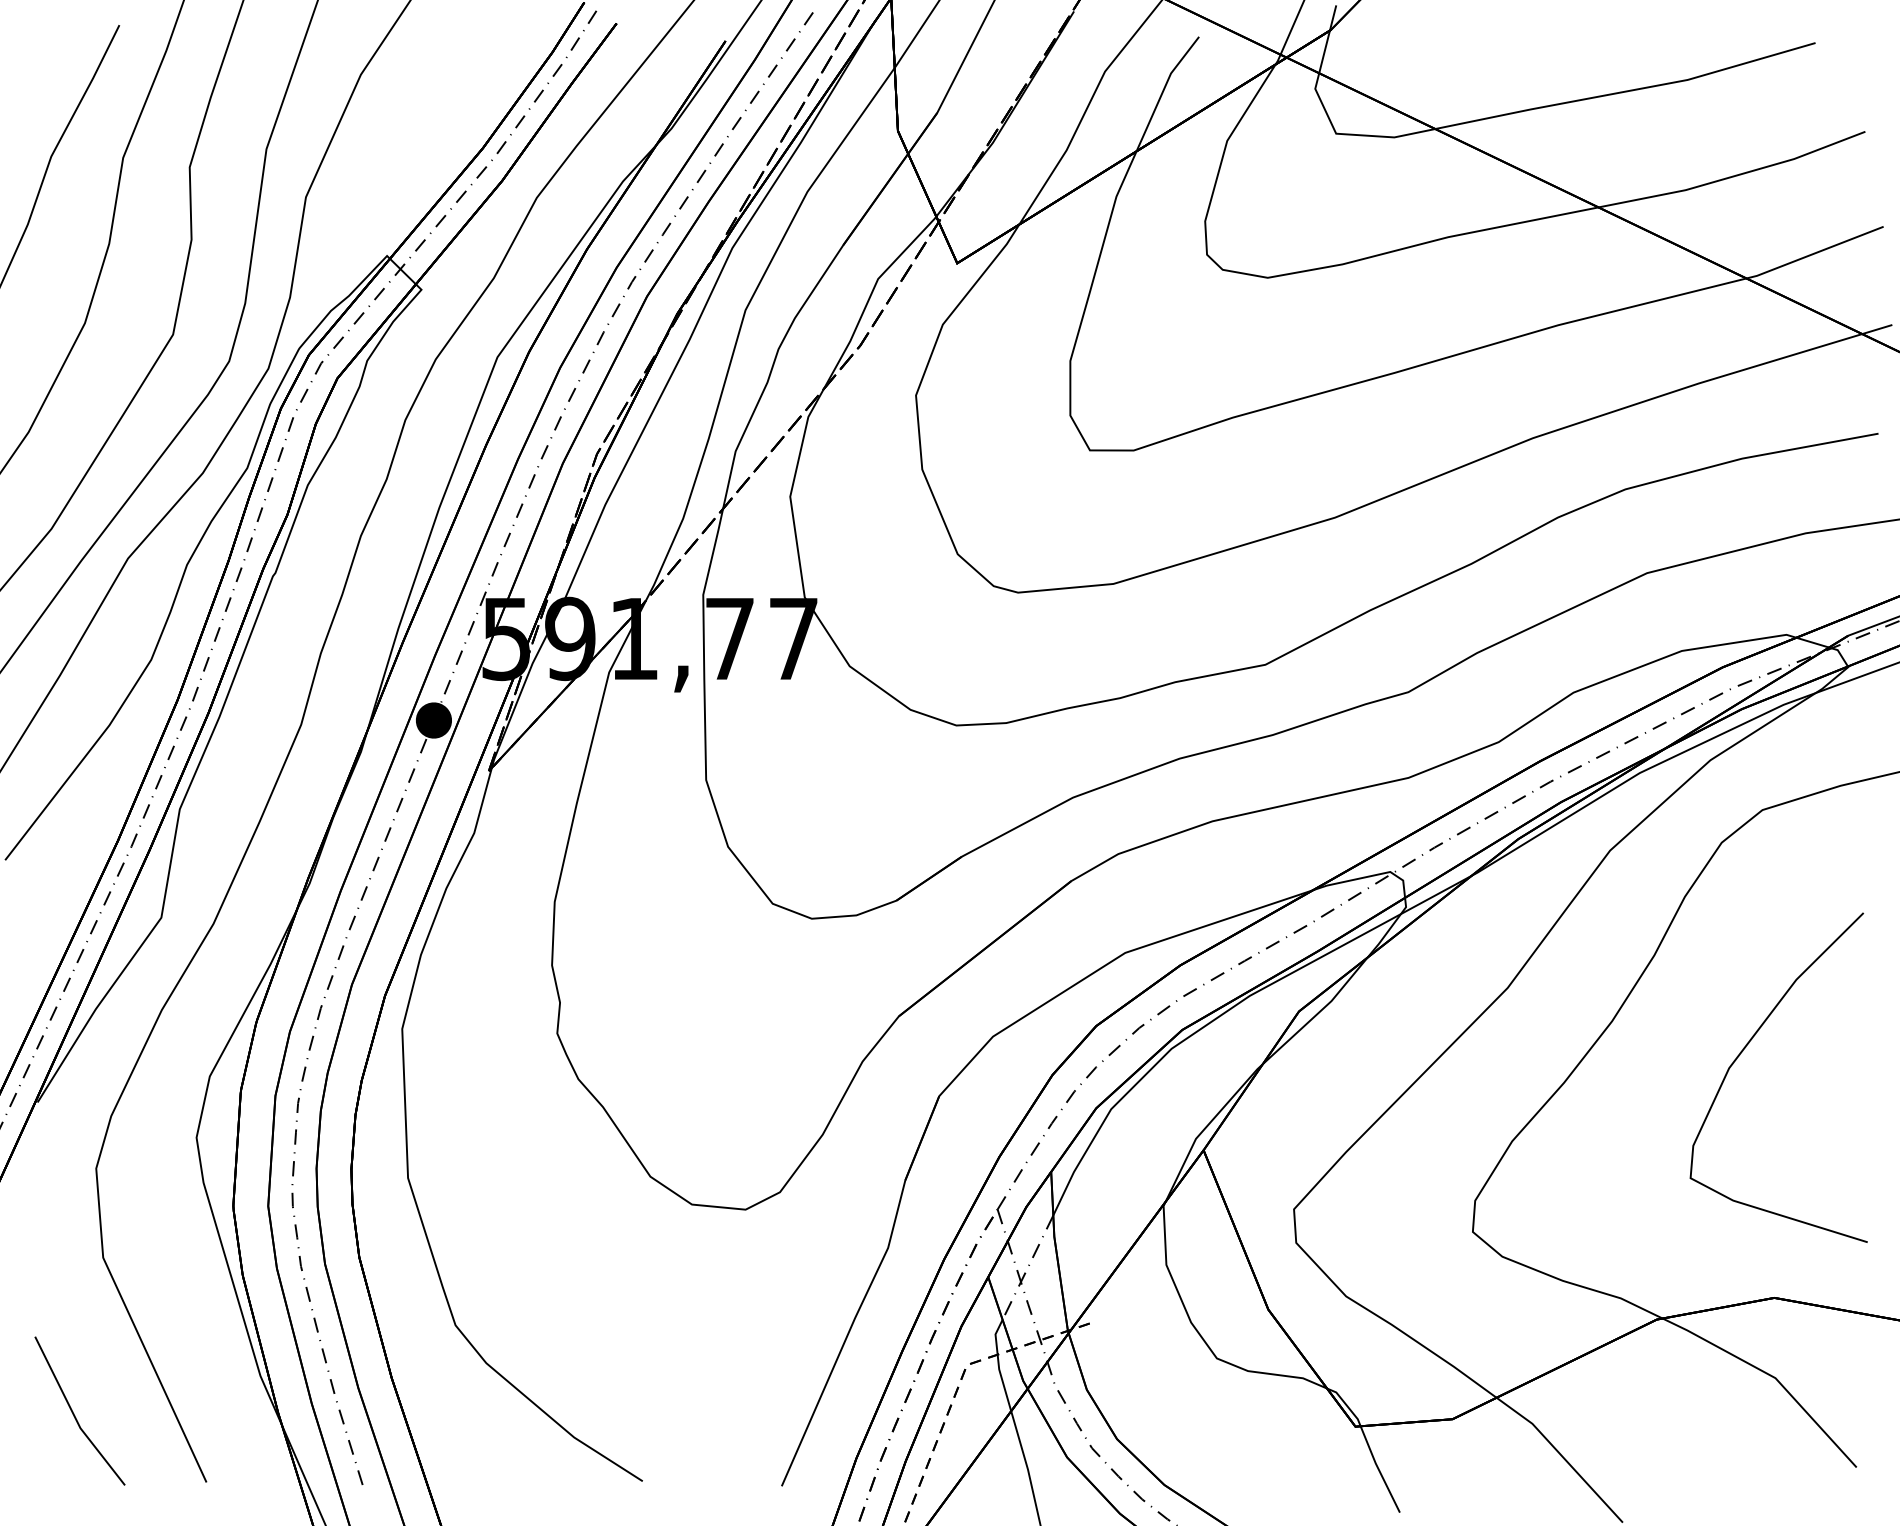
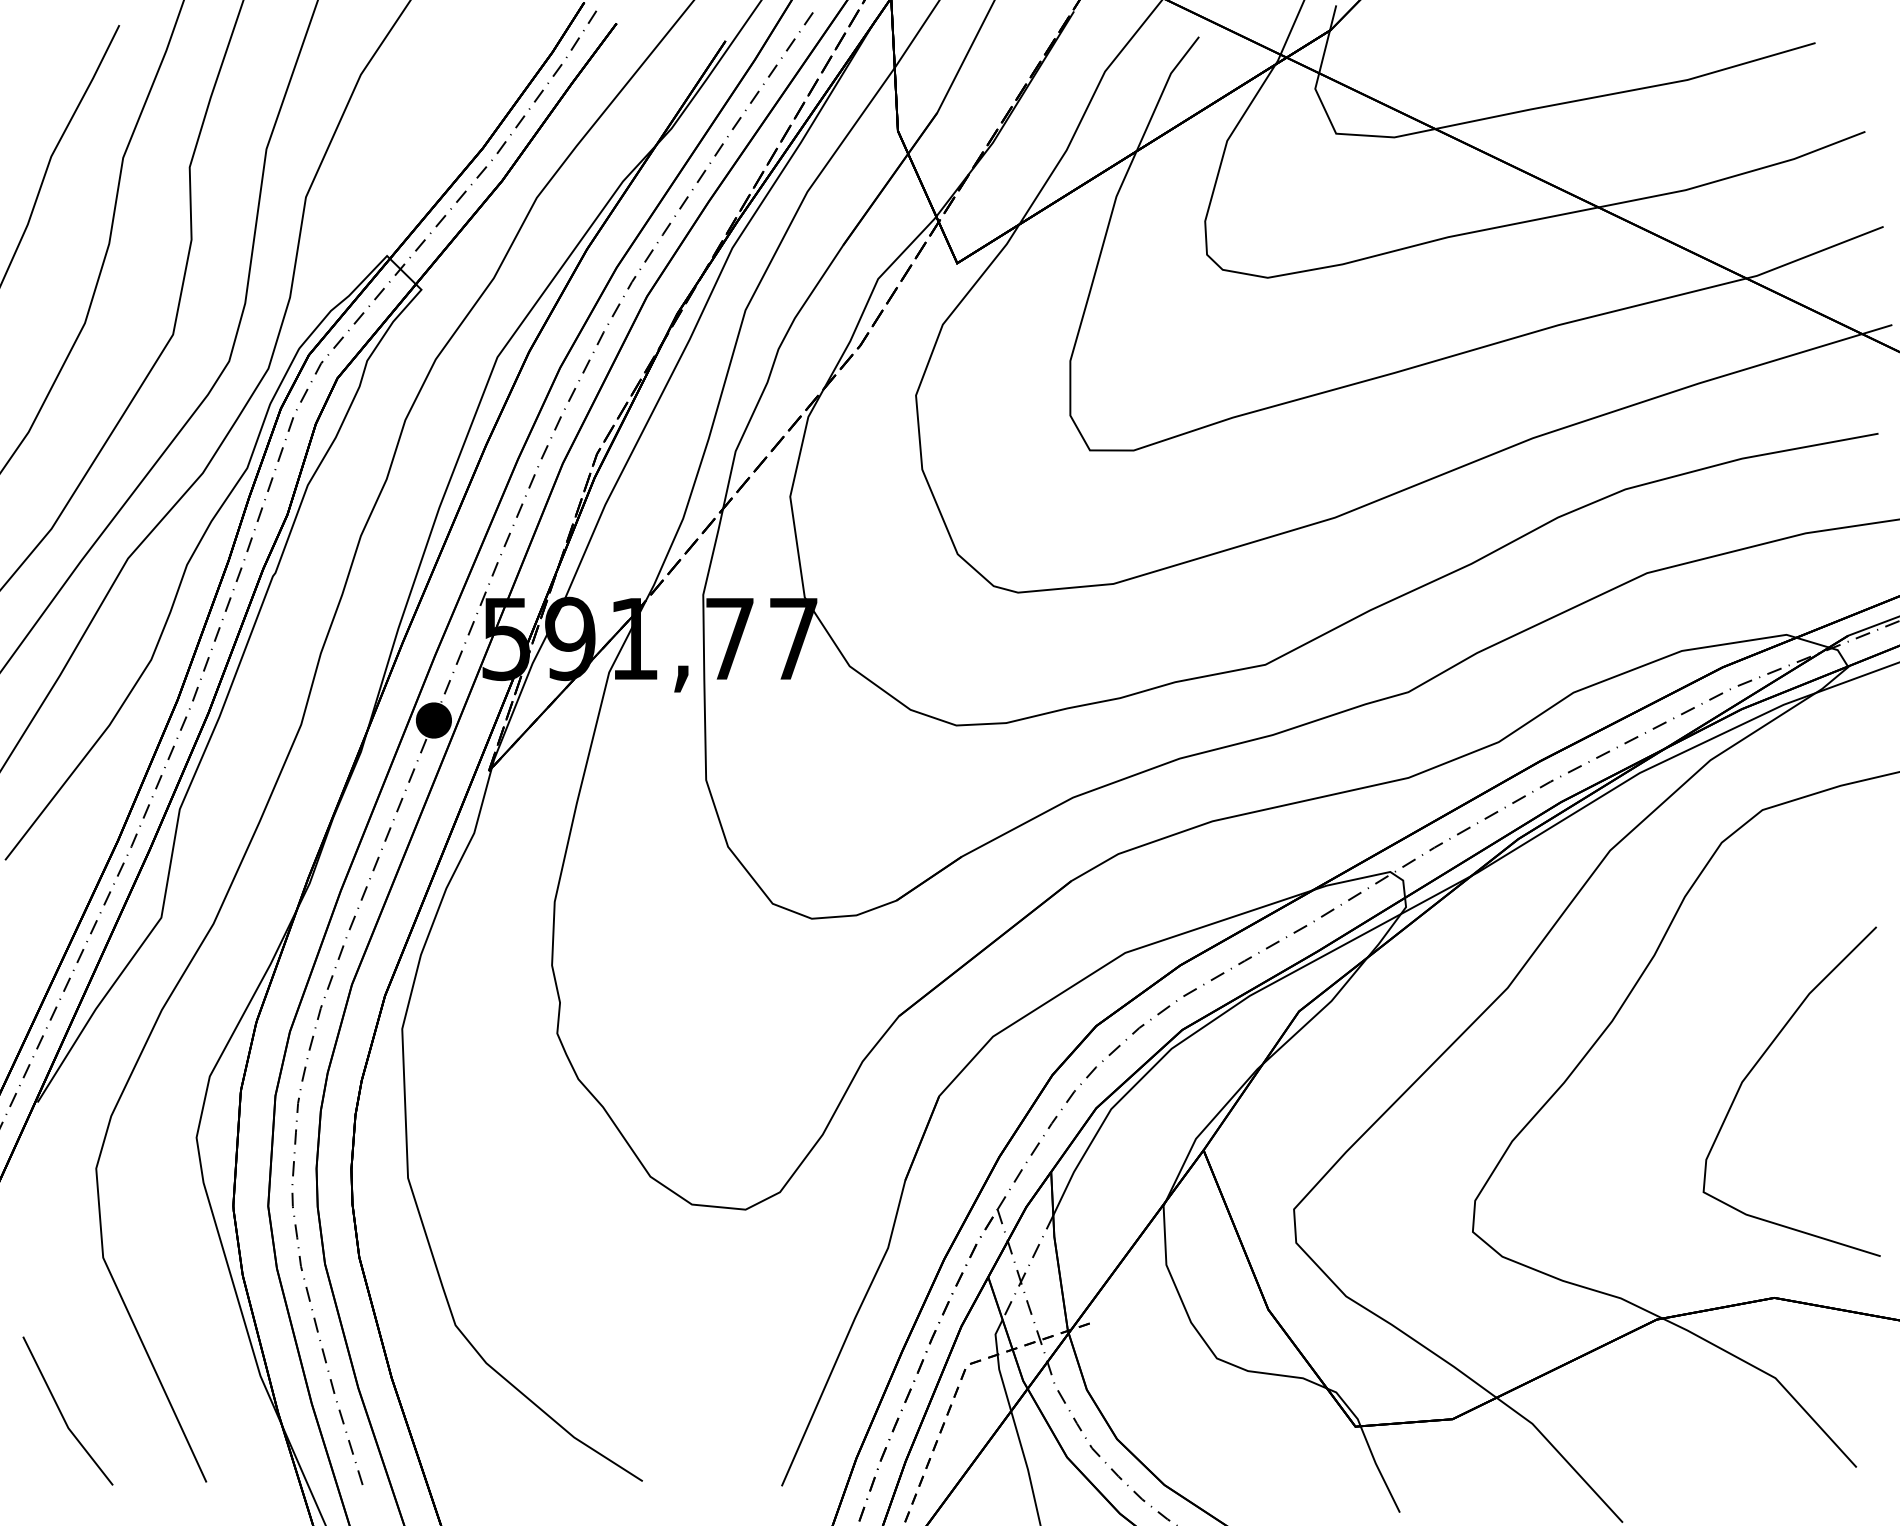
curve position: (1743, 1051) -> (1756, 1065) (1756, 1065)
line position: (74, 1413) -> (62, 1413) (62, 1413)
